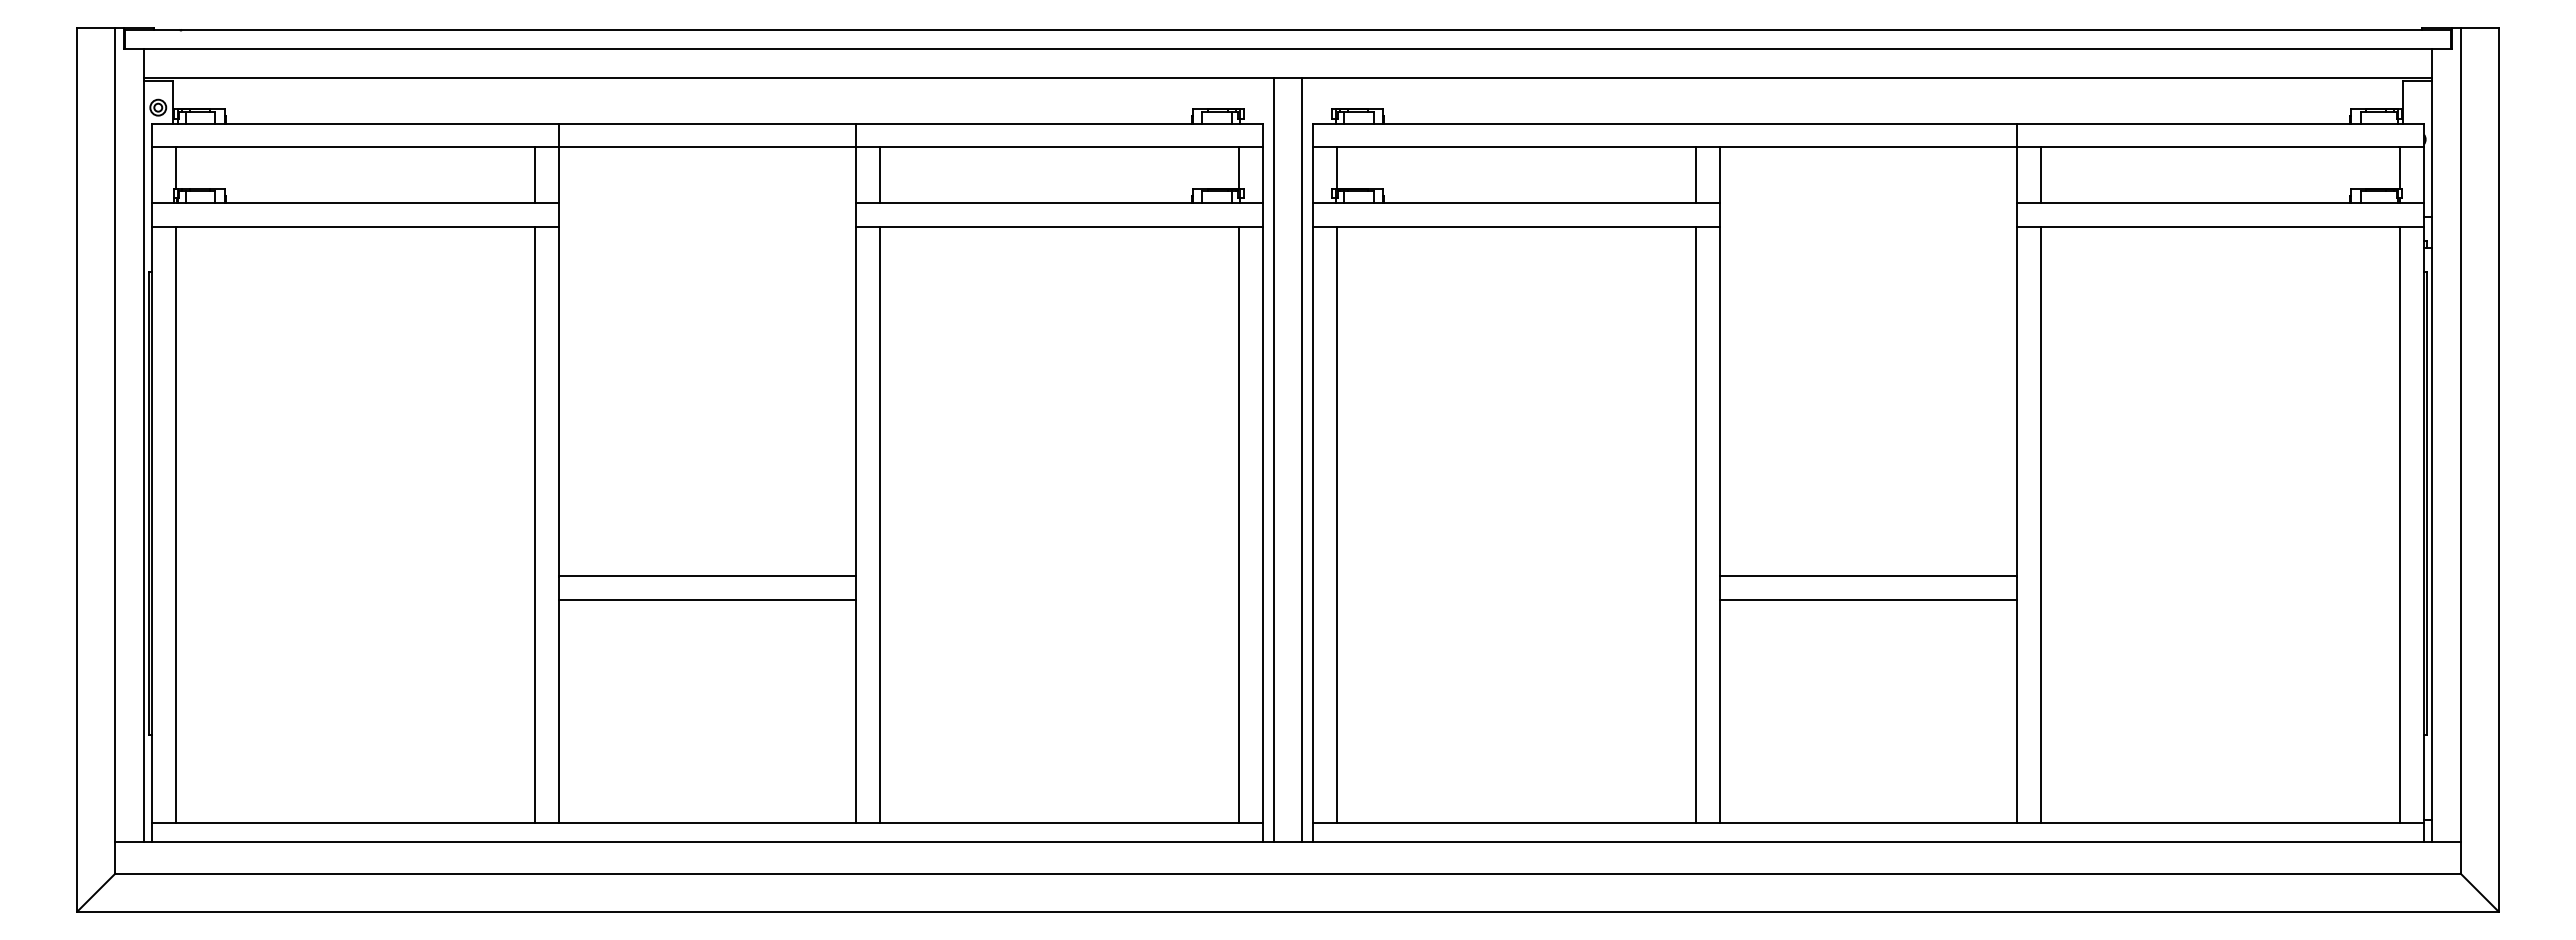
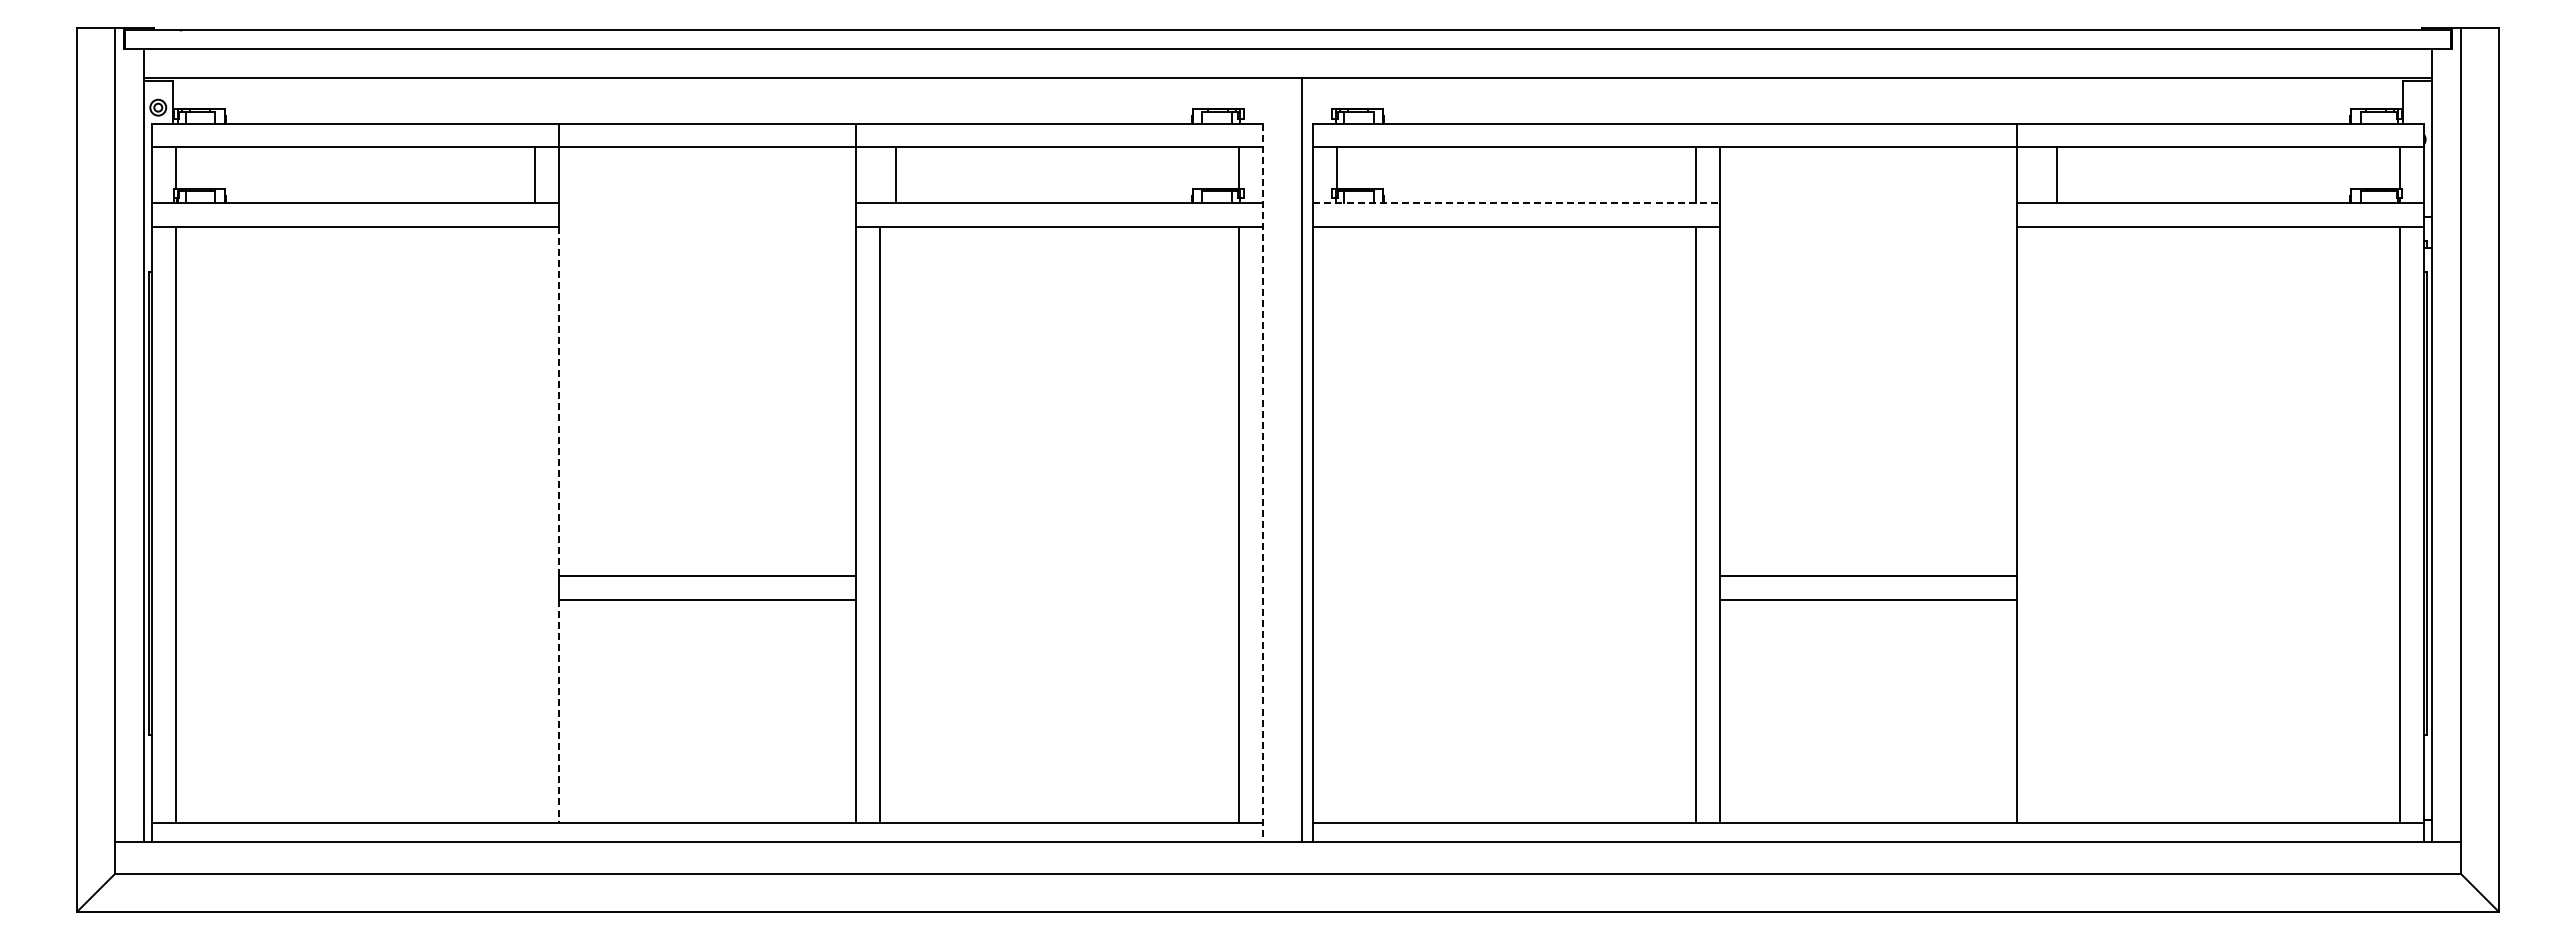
line position: (879, 175) -> (895, 175) (895, 175)
line position: (2041, 175) -> (2057, 175) (2057, 175)
line: solid -> dashed (1517, 203)
line: solid -> dashed (558, 401)
line: present -> none (1273, 459)
line: solid -> dashed (1262, 483)
line: present -> none (534, 524)
line: present -> none (1337, 524)
line: present -> none (2041, 524)
line: solid -> dashed (558, 711)
